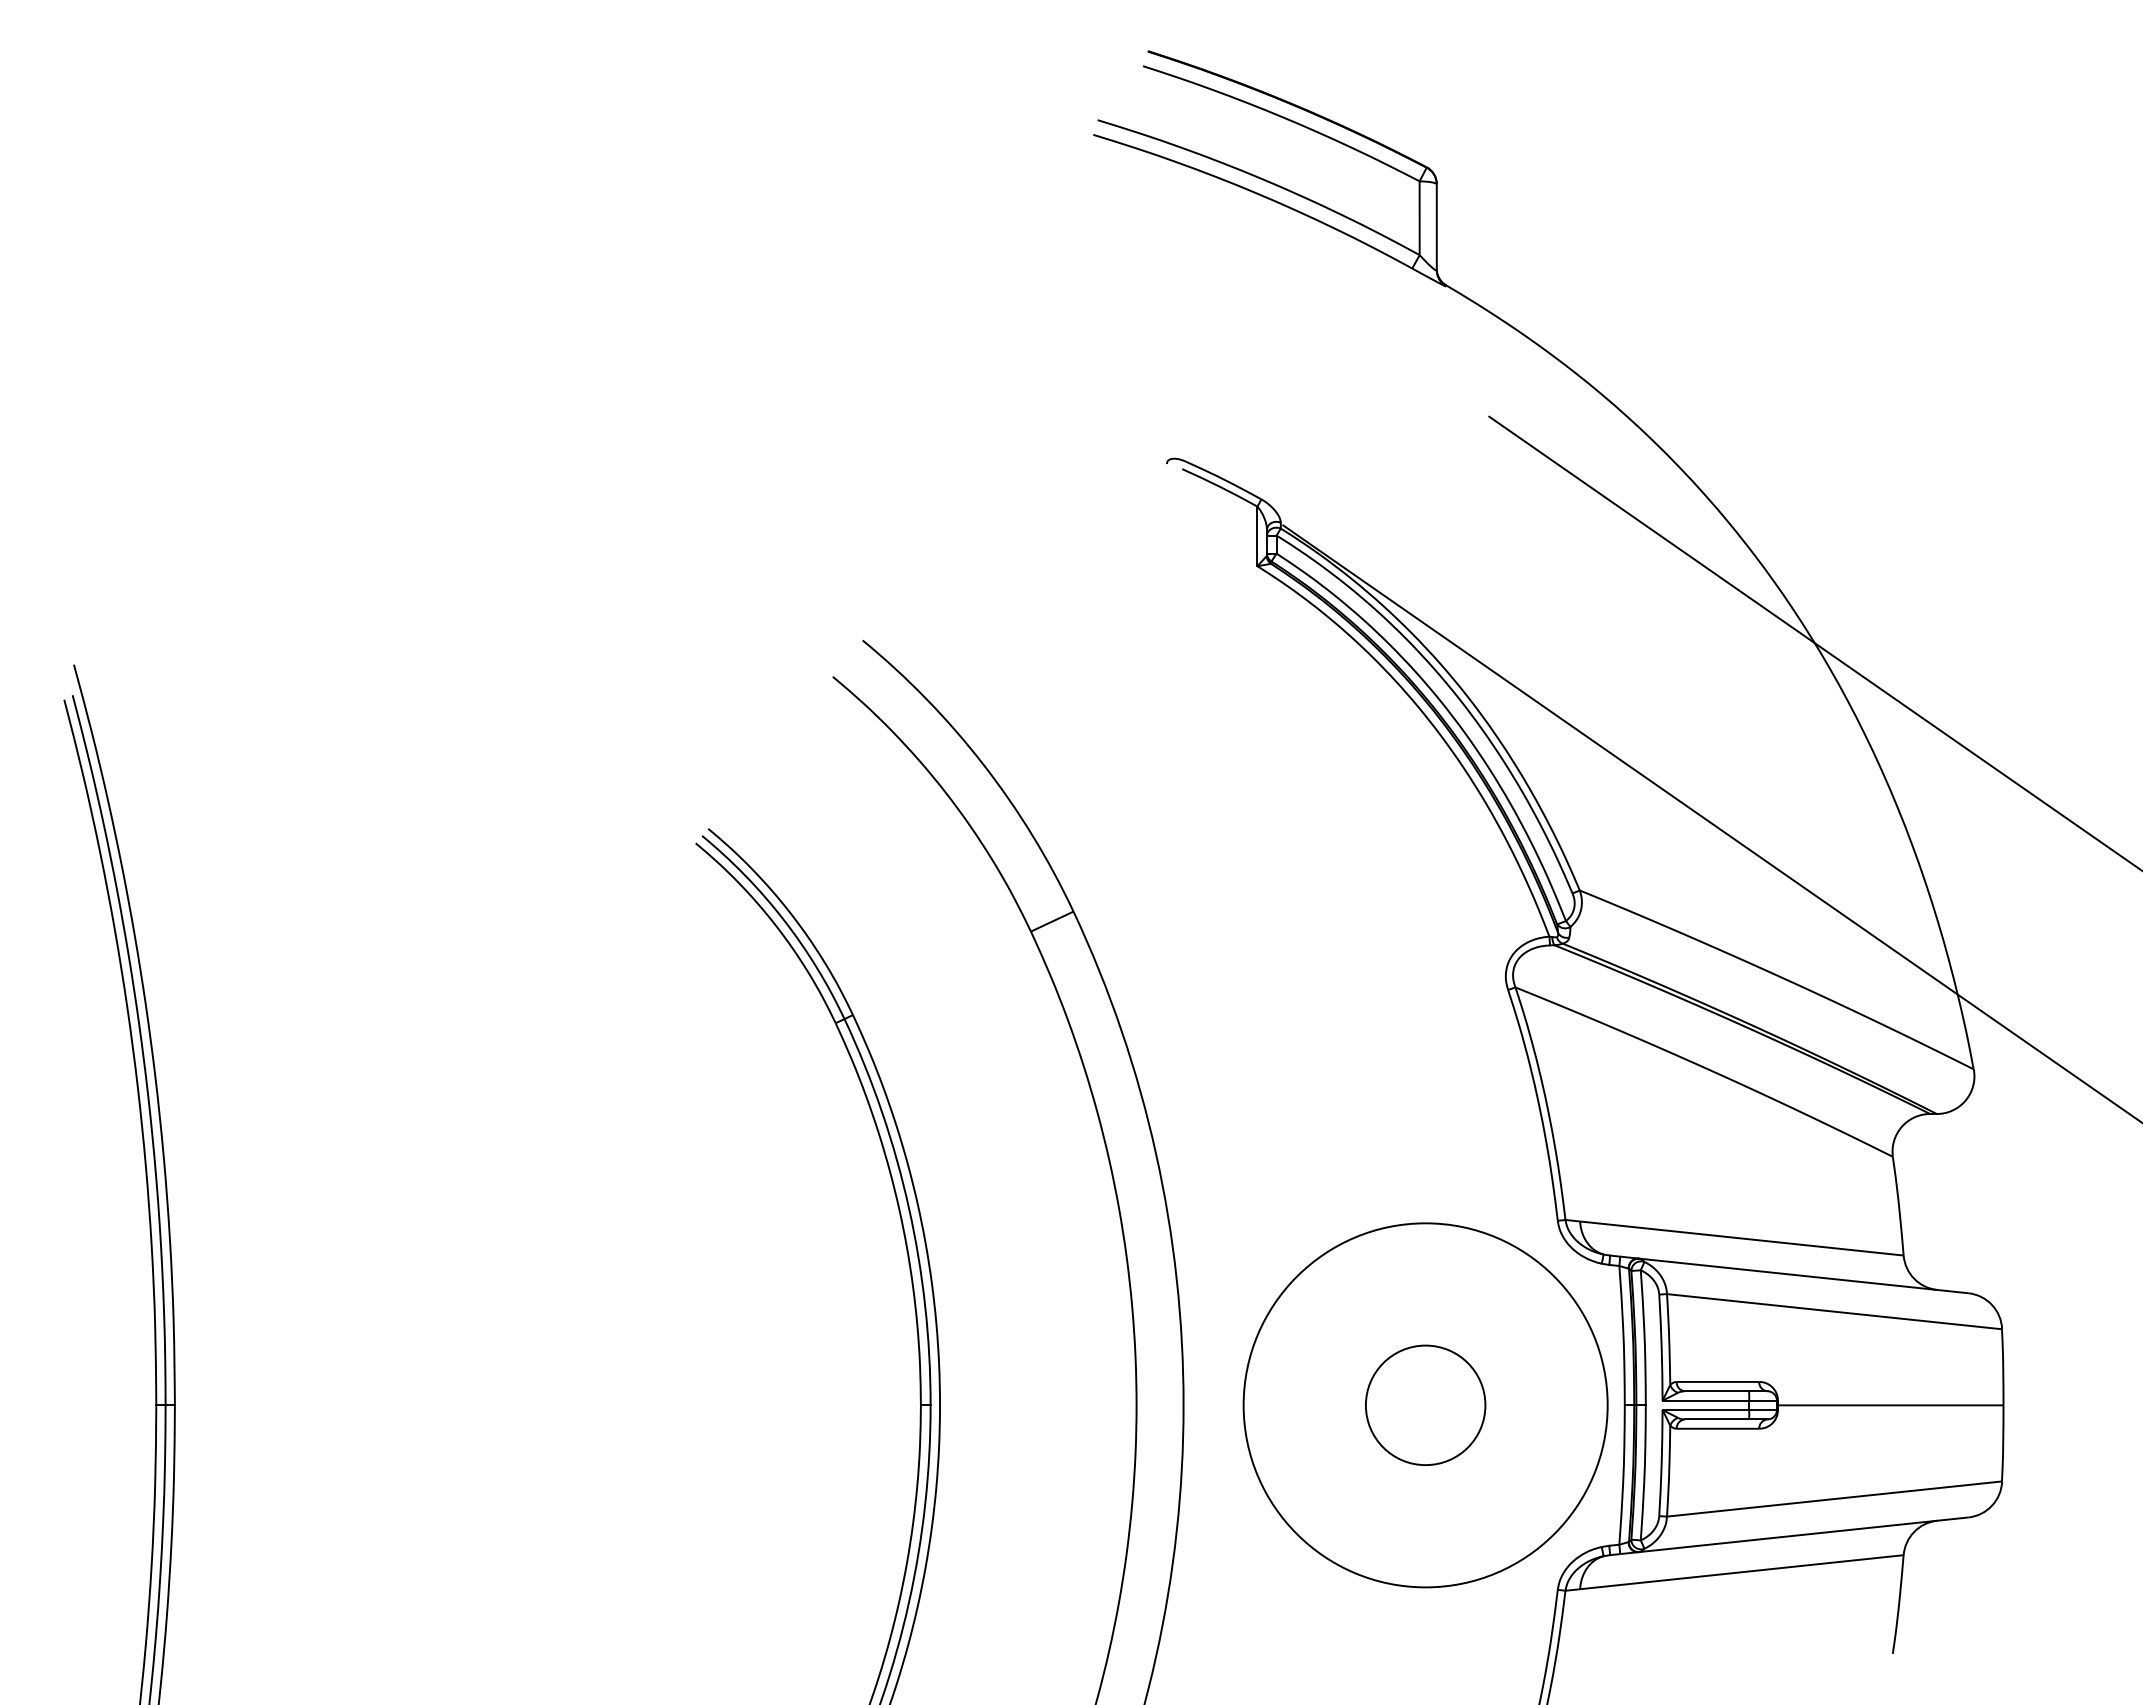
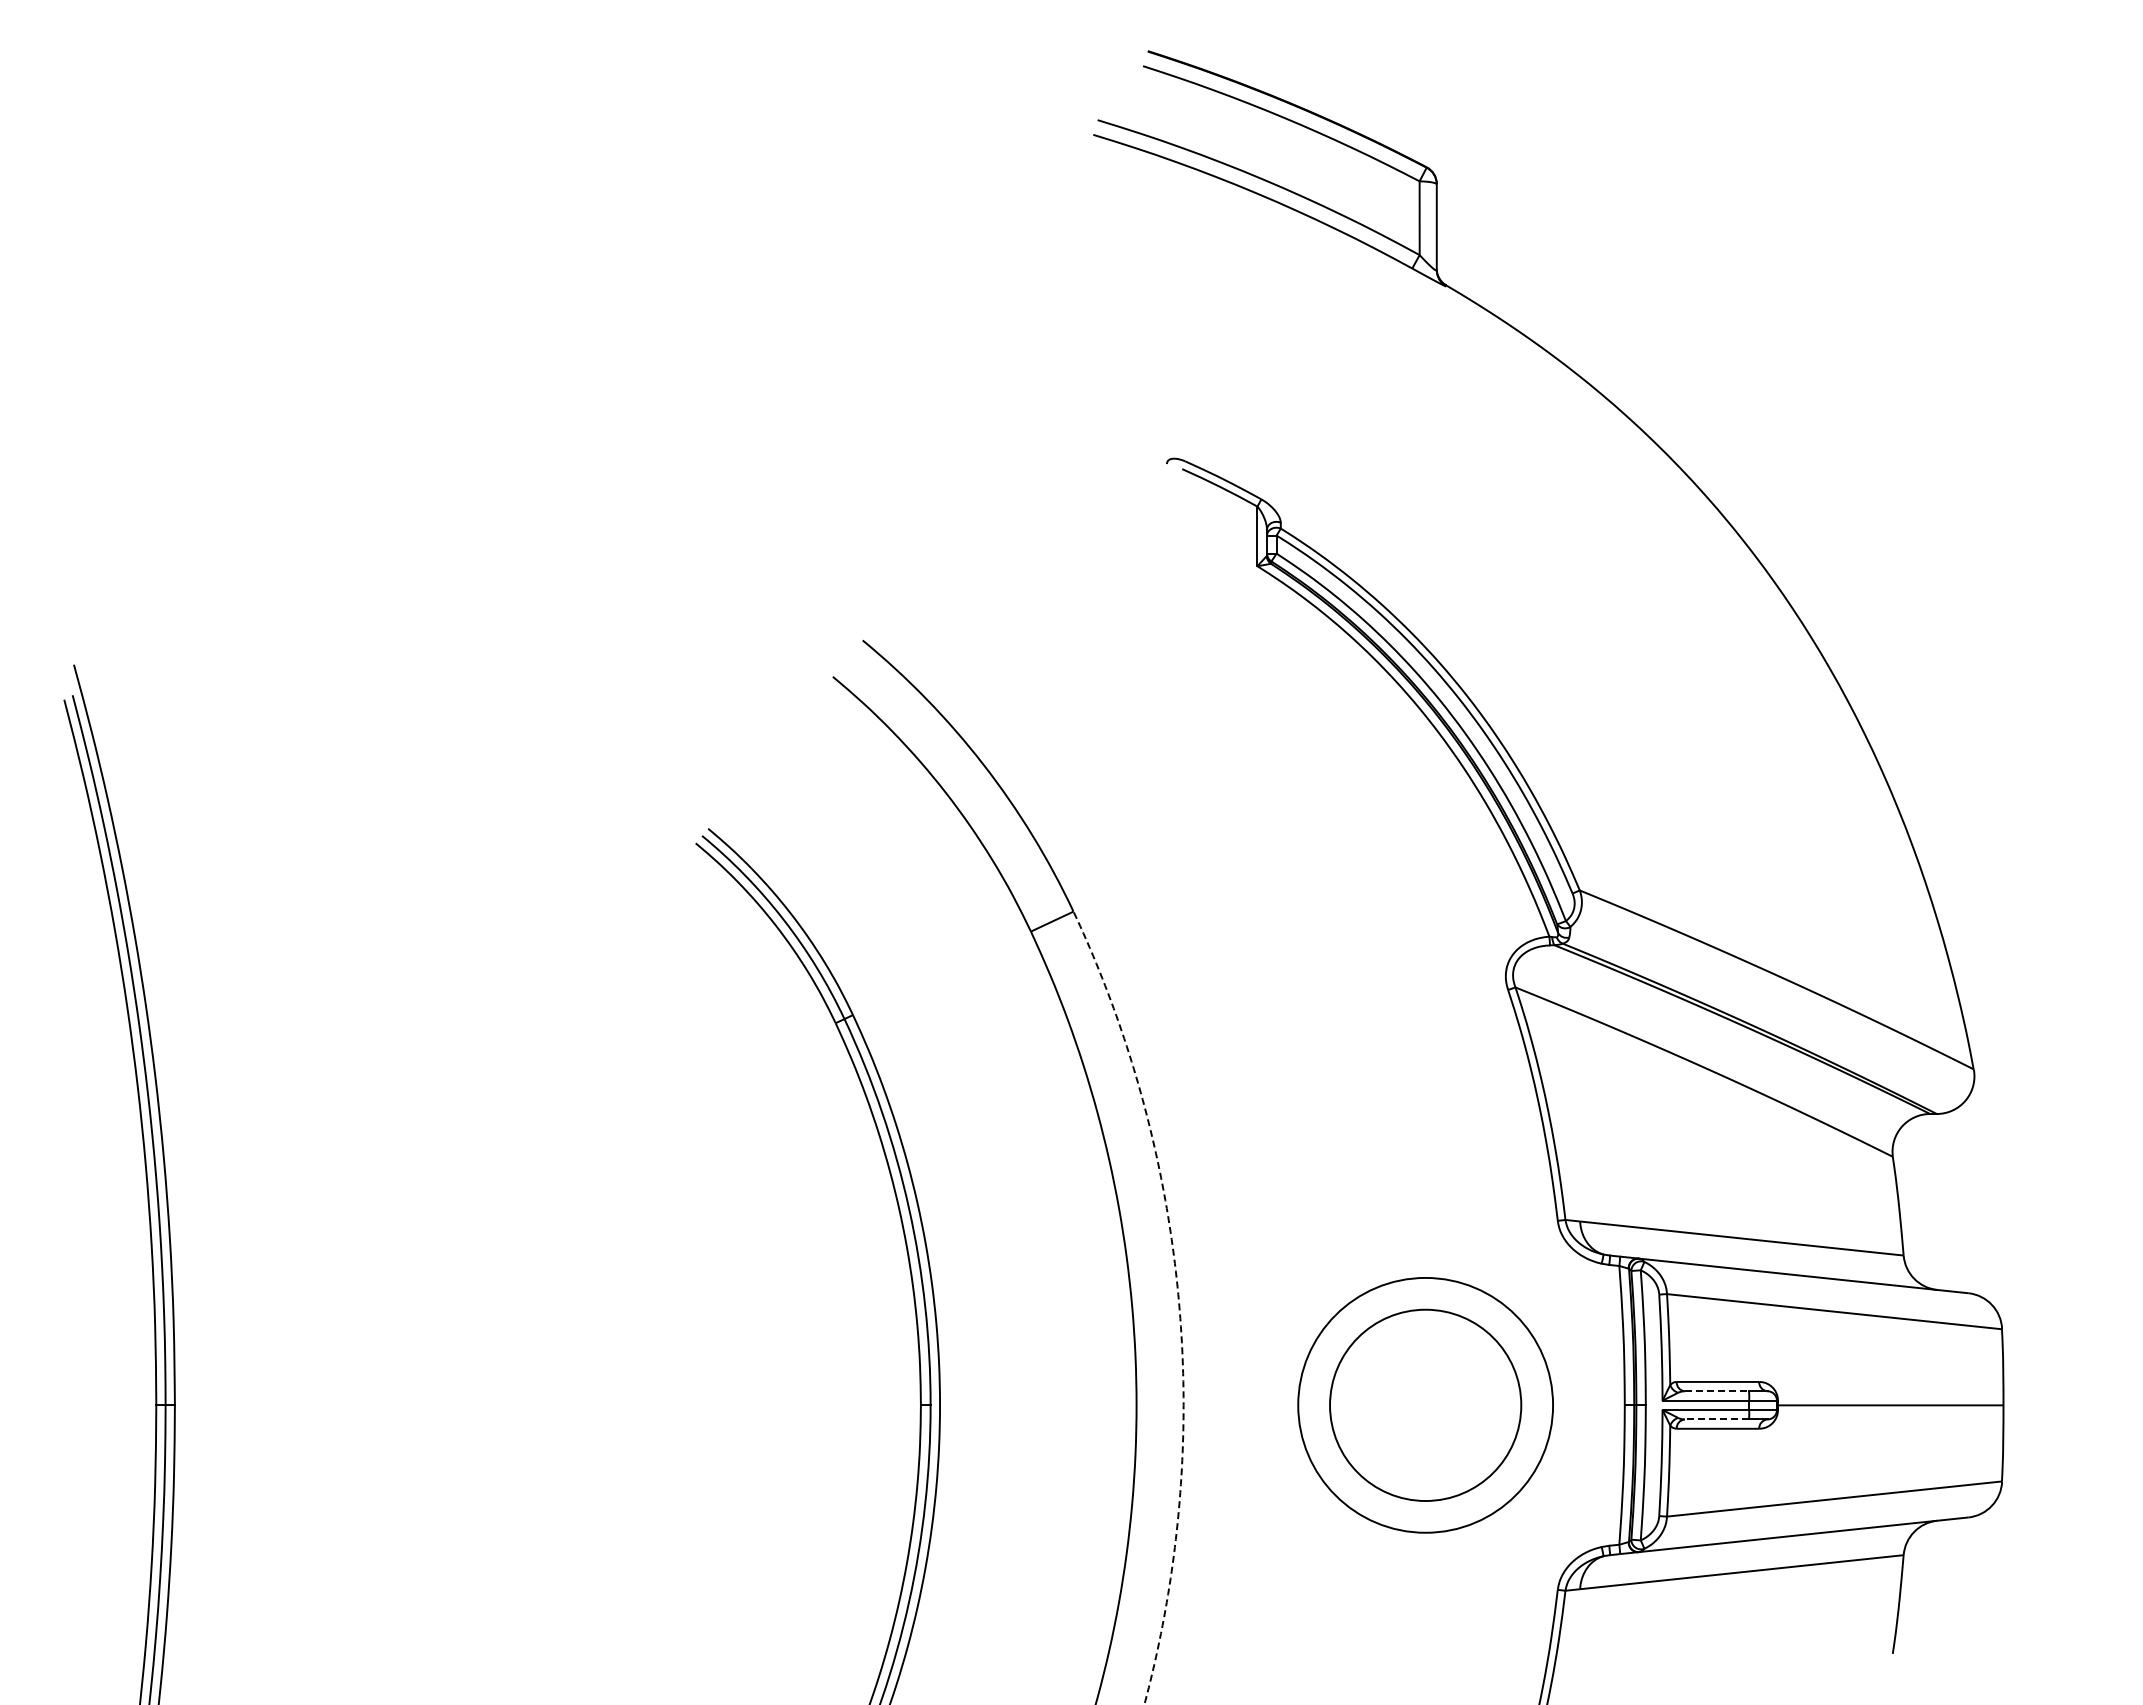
line: present -> none (1814, 642)
line: present -> none (1711, 823)
arc: solid -> dashed (1178, 1300)
line: solid -> dashed (1717, 1391)
circle diameter: 120 px -> 191 px (1425, 1404)
circle diameter: 364 px -> 255 px (1425, 1404)
line: solid -> dashed (1716, 1419)
